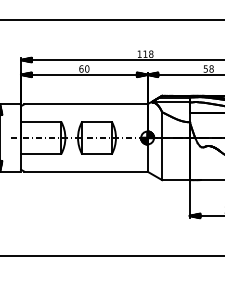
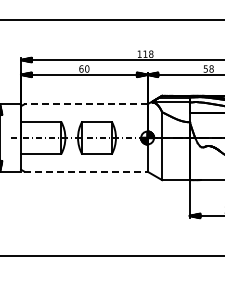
line: solid -> dashed (86, 104)
line: solid -> dashed (86, 171)
